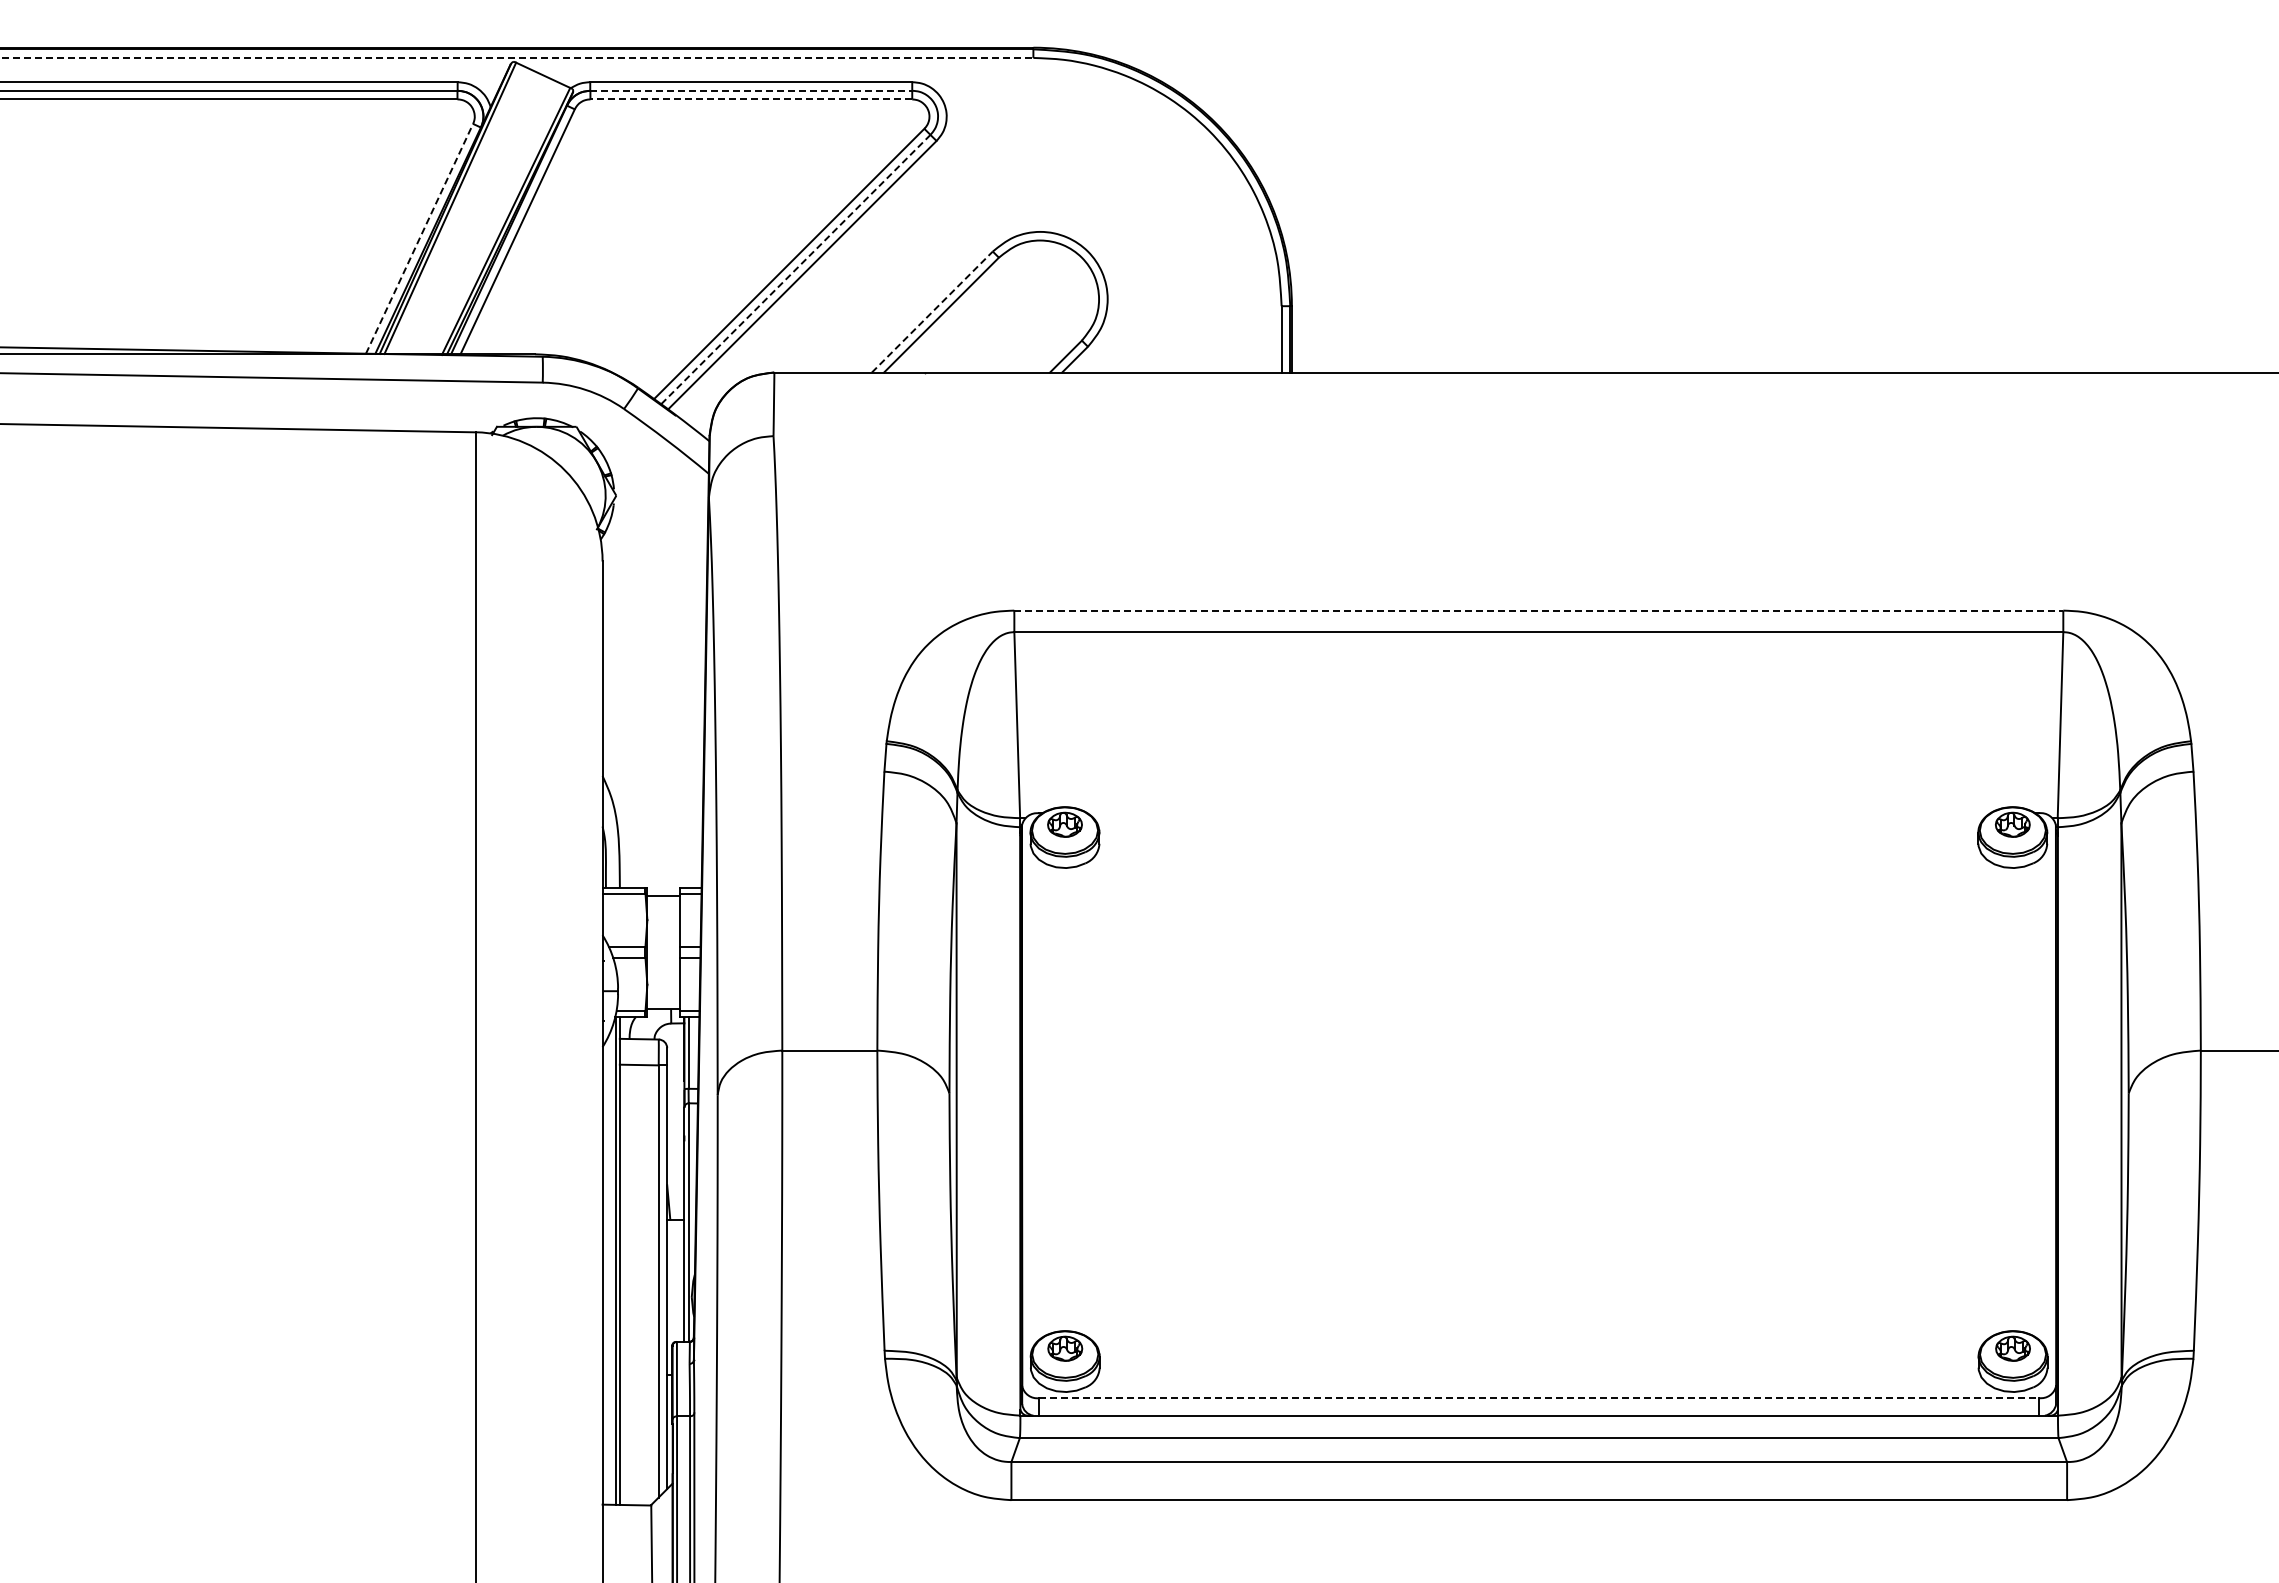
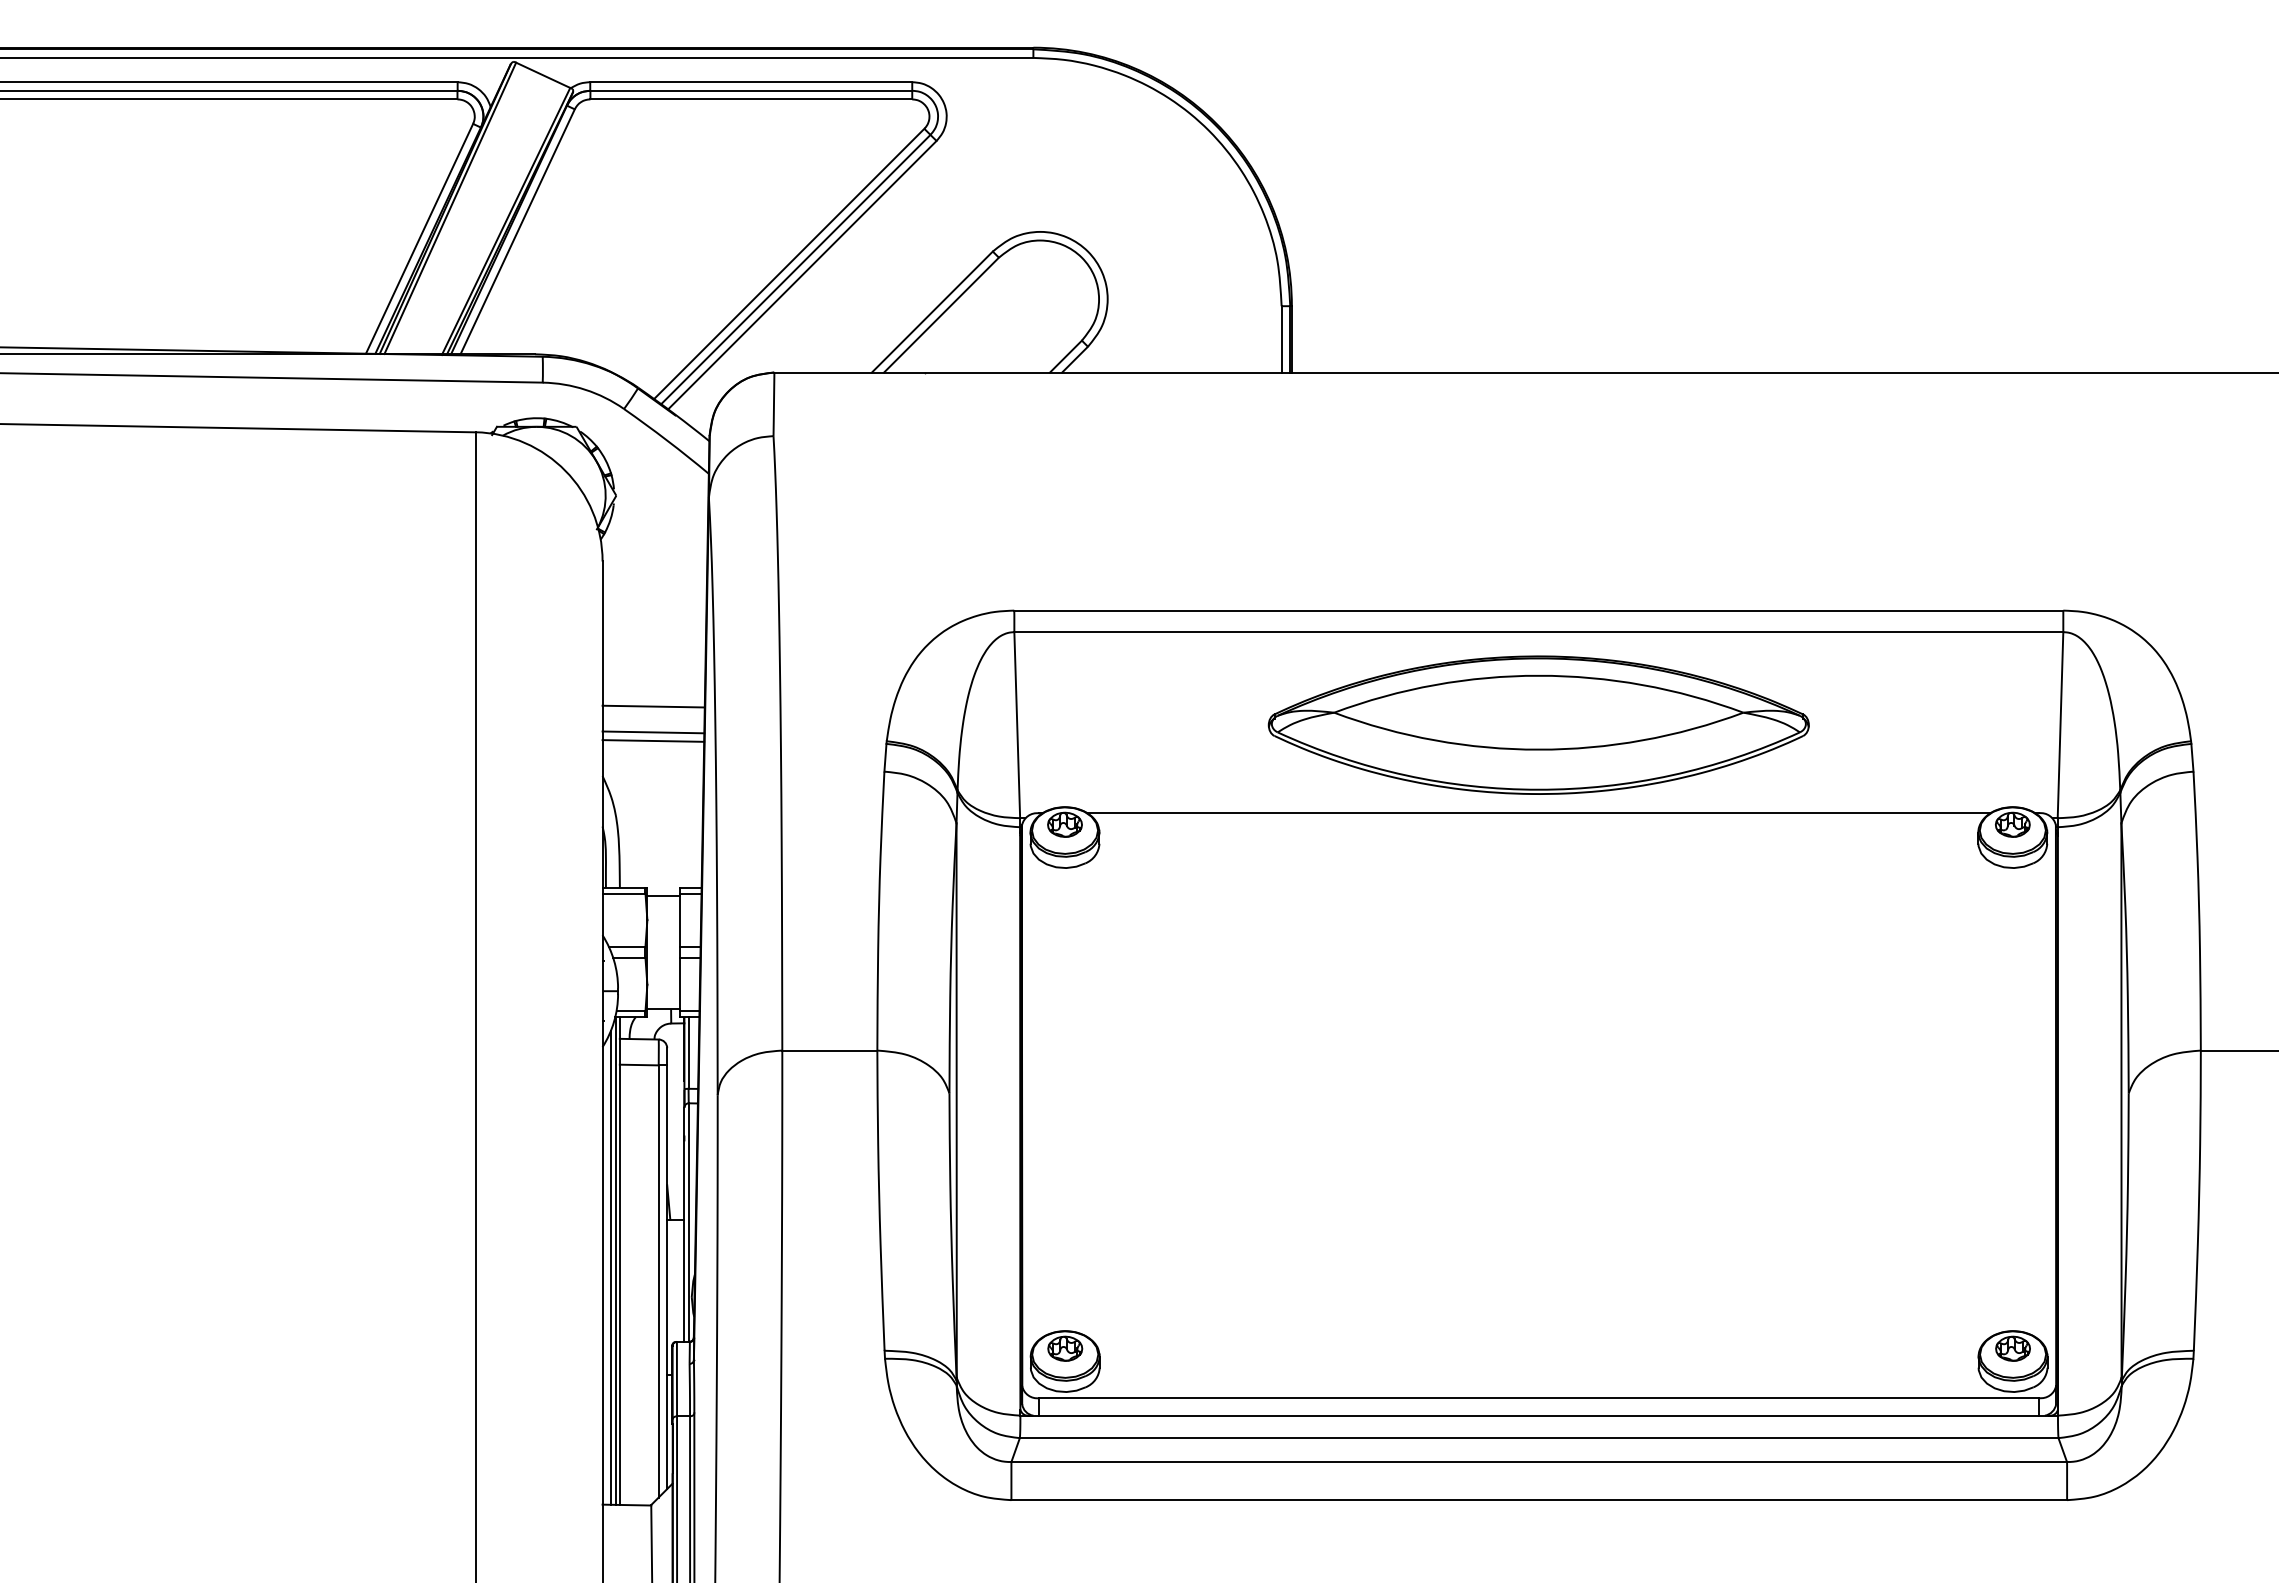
line: dashed -> solid (516, 57)
line: dashed -> solid (751, 90)
line: dashed -> solid (751, 99)
line: dashed -> solid (419, 238)
line: dashed -> solid (796, 269)
line: dashed -> solid (932, 312)
line: dashed -> solid (1538, 610)
line: none -> present (653, 706)
part: none -> present (1538, 724)
line: none -> present (653, 732)
line: none -> present (653, 740)
line: none -> present (1538, 813)
line: none -> present (611, 1267)
line: dashed -> solid (1539, 1398)
